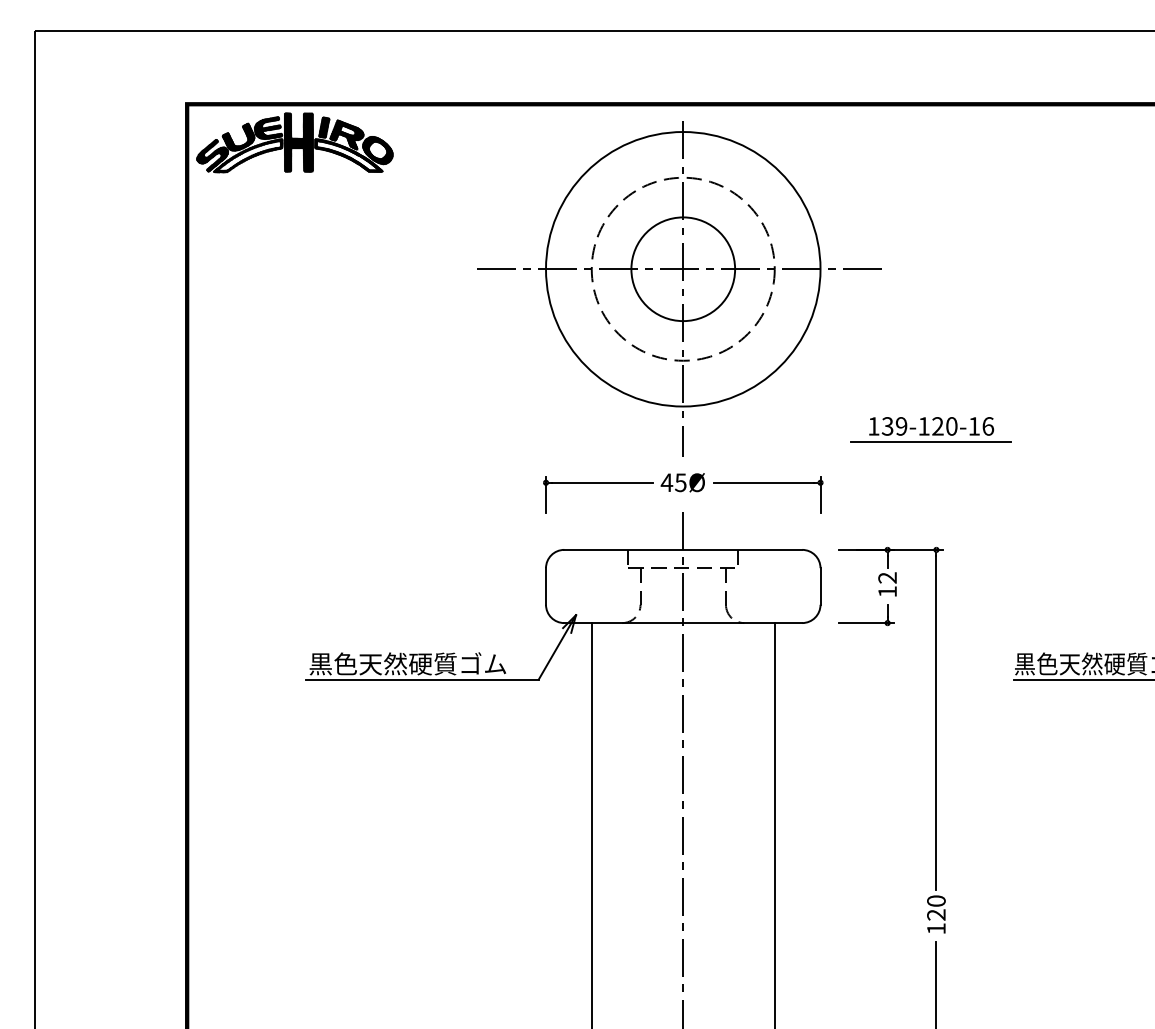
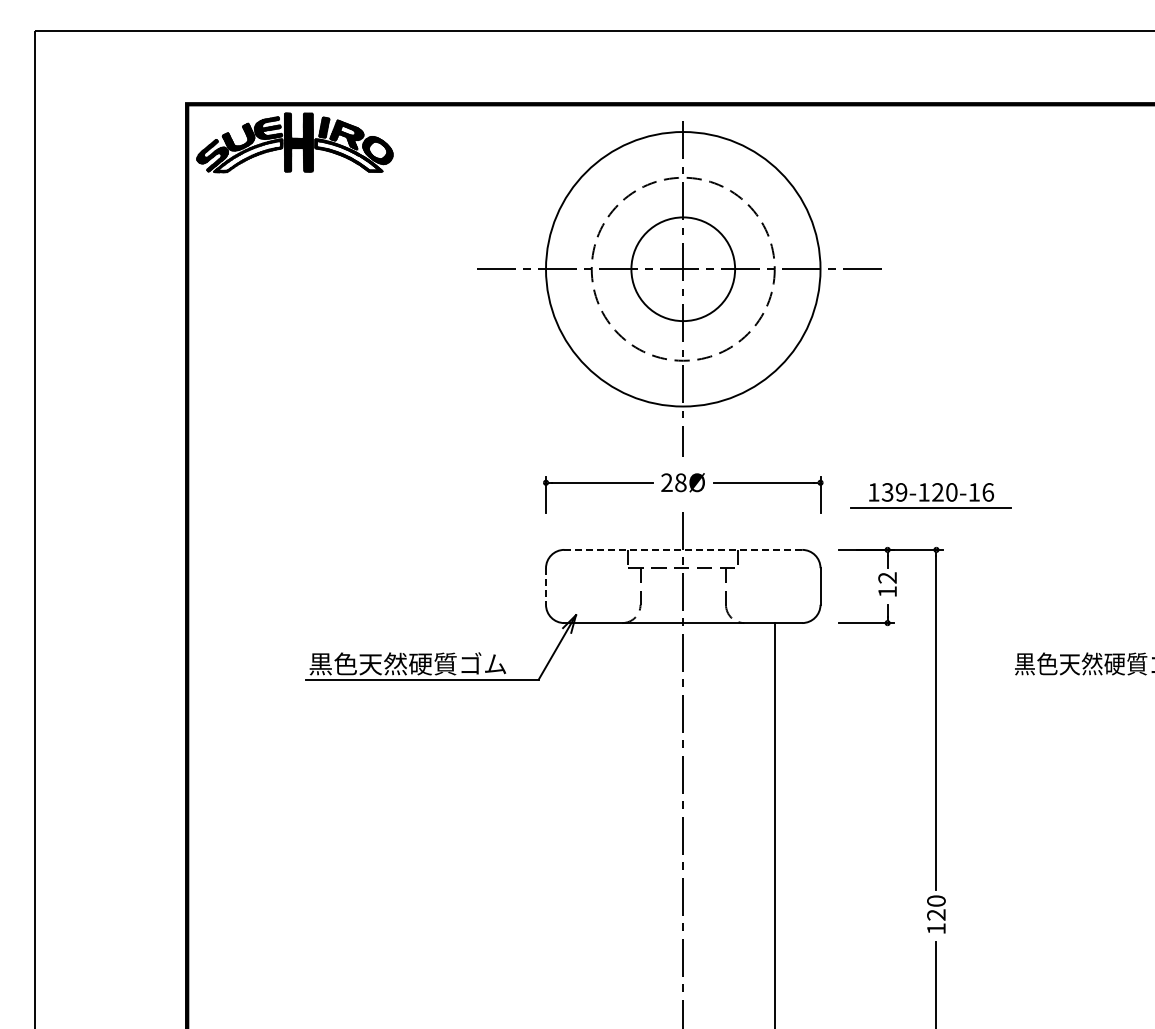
part position: (930, 429) -> (930, 495) (930, 495)
text: 45Ø -> 28Ø (673, 482)
line: solid -> dashed (683, 549)
line: solid -> dashed (546, 586)
line: present -> none (1082, 679)
line: present -> none (591, 824)
